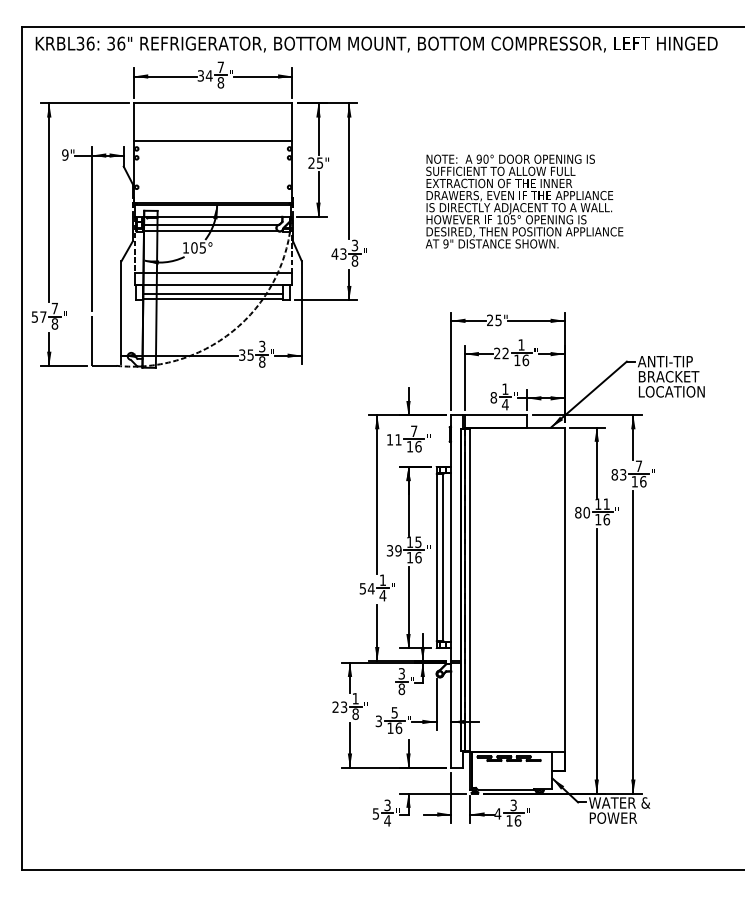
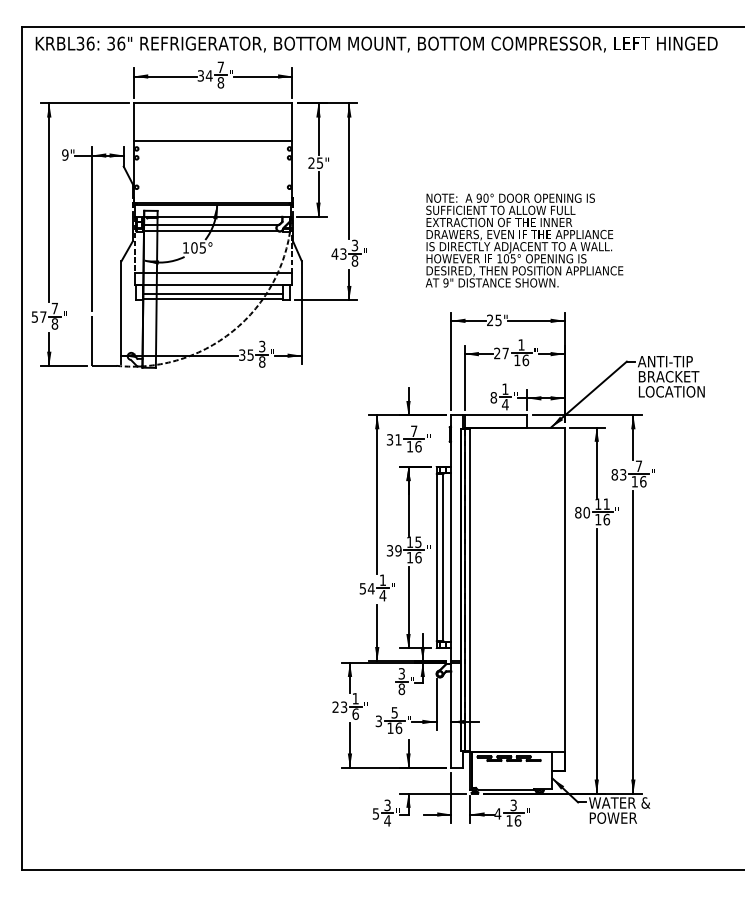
text position: (524, 201) -> (524, 240) (524, 240)
text: 22 -> 27 (505, 353)
text: 11 -> 31 (389, 439)
text: 8 -> 6 (355, 713)
